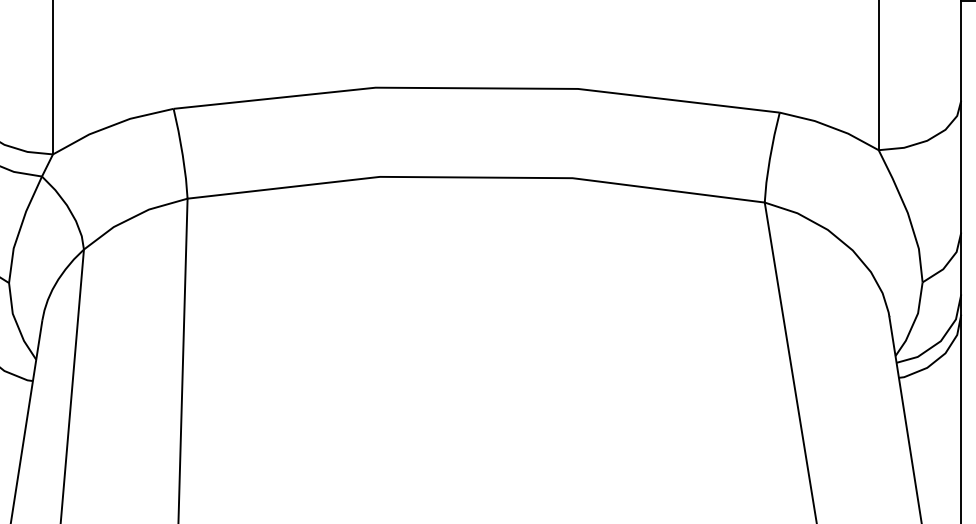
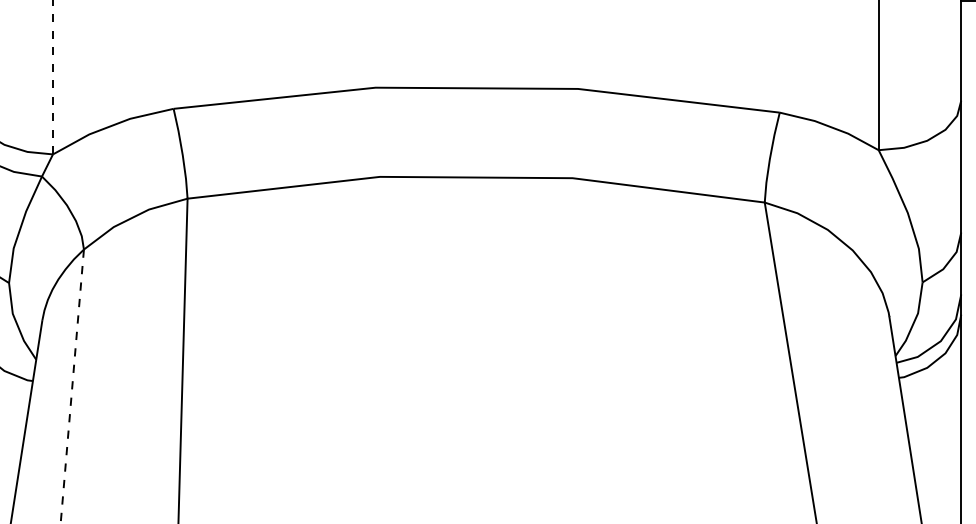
line: solid -> dashed (53, 77)
line: solid -> dashed (72, 386)
